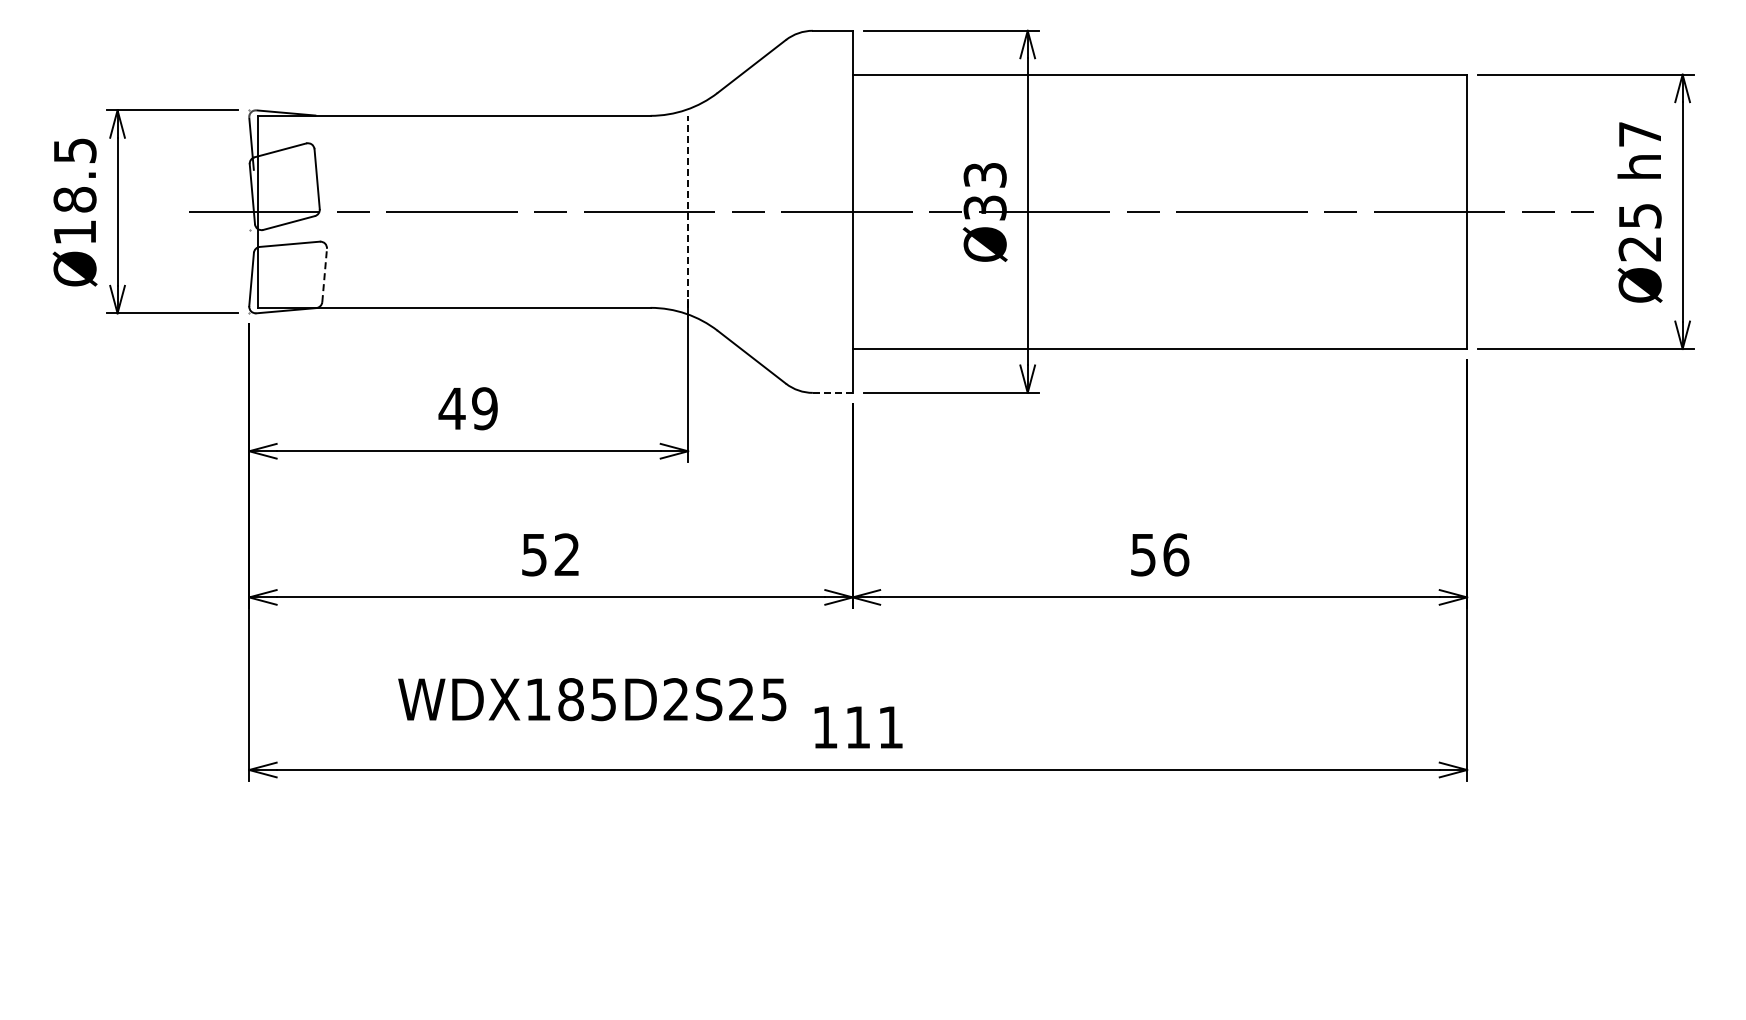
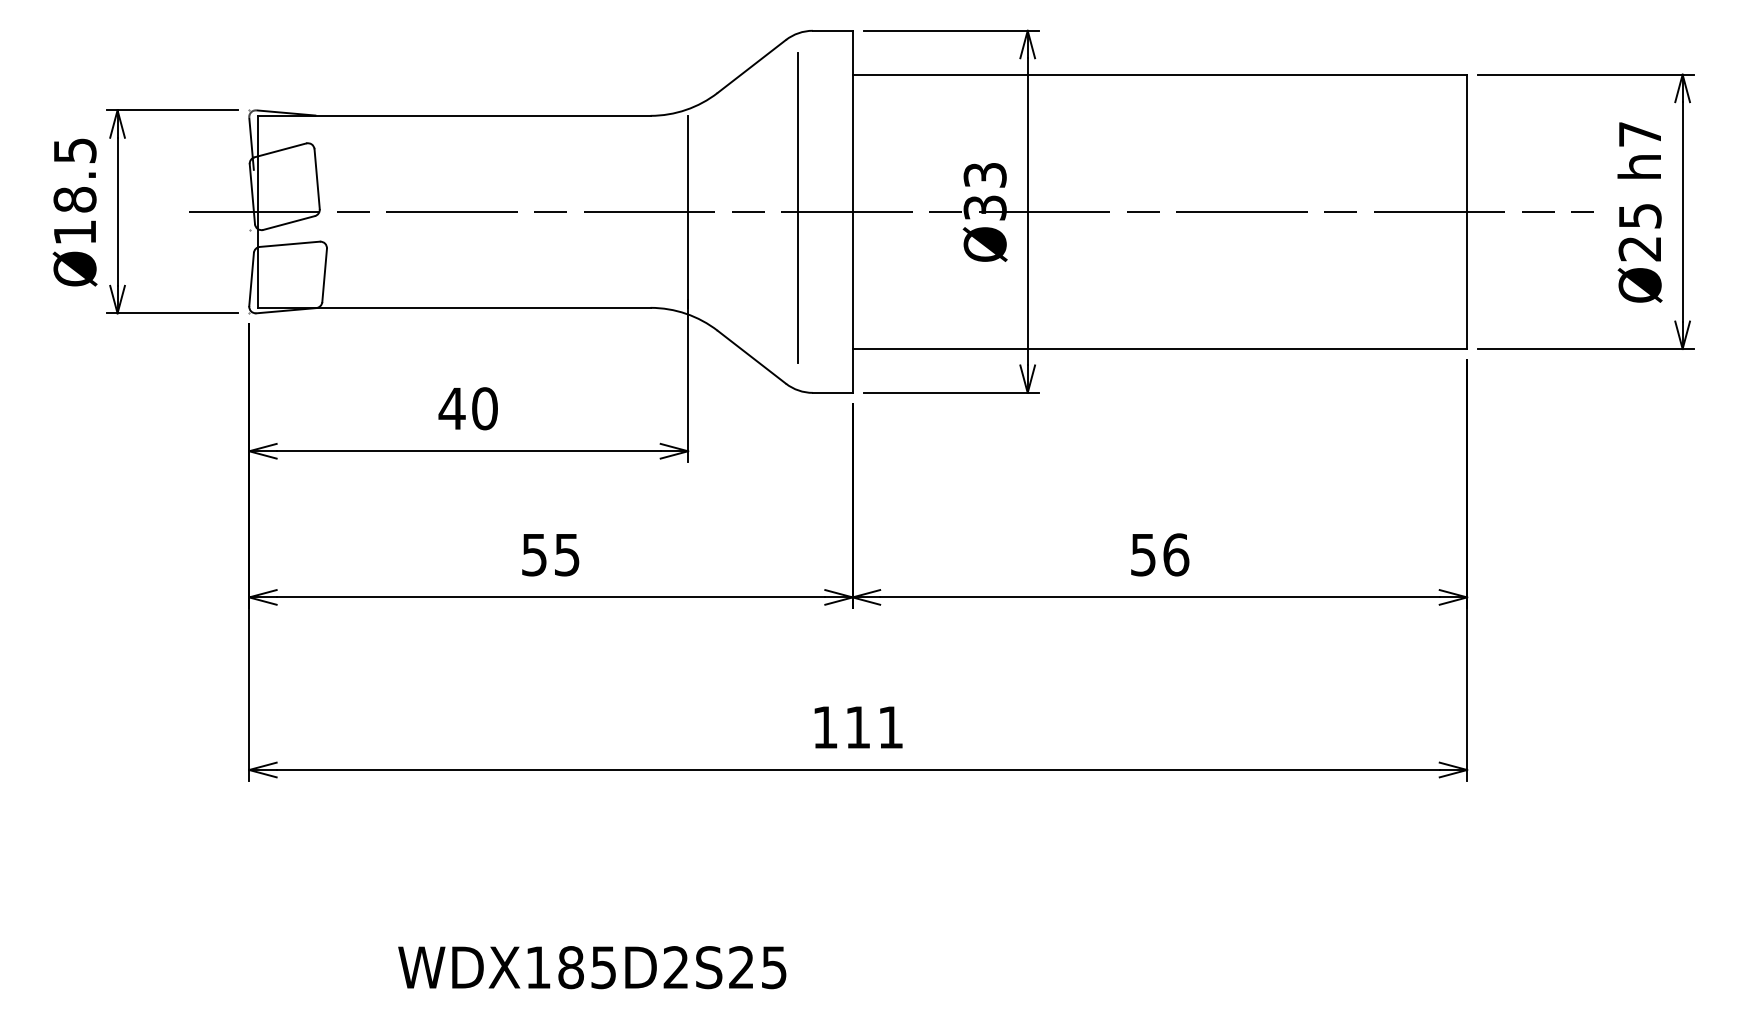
line: none -> present (797, 208)
line: dashed -> solid (688, 211)
line: dashed -> solid (324, 275)
line: dashed -> solid (832, 392)
text: 49 -> 40 (484, 408)
text: 52 -> 55 (566, 554)
text position: (592, 699) -> (592, 967) (592, 967)
